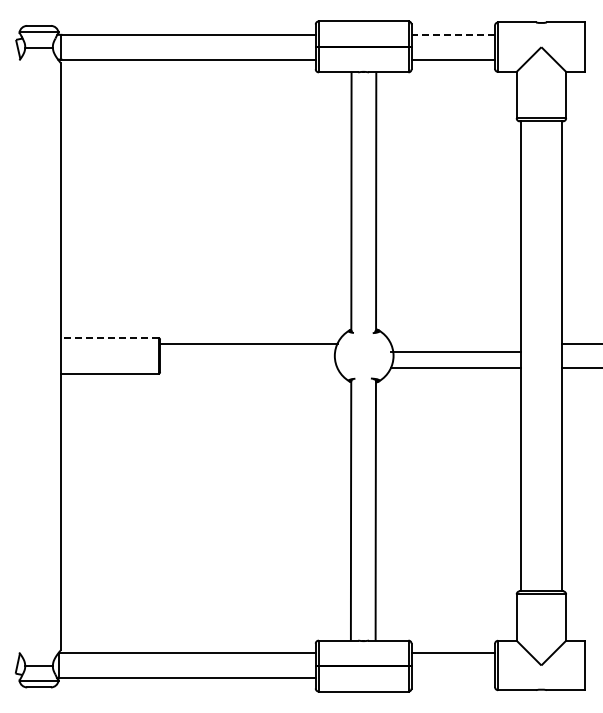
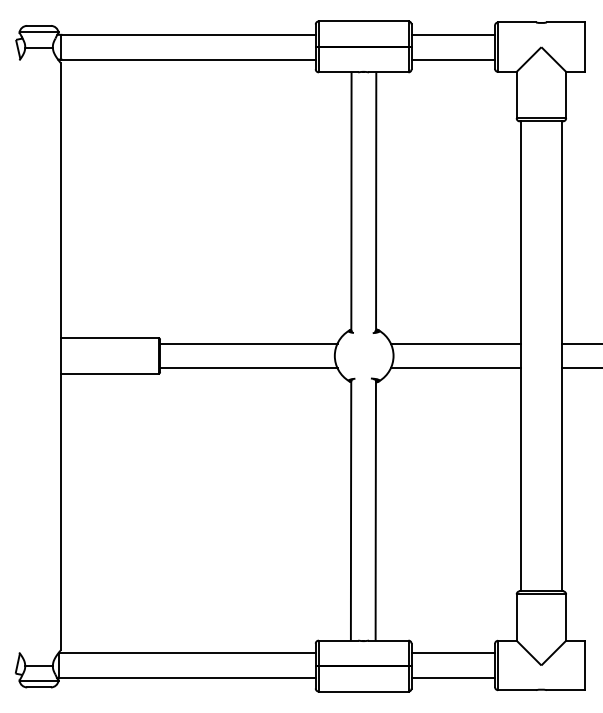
line: dashed -> solid (453, 34)
line: dashed -> solid (109, 338)
line position: (455, 351) -> (455, 343) (455, 343)
line: none -> present (248, 368)
line: none -> present (453, 678)
